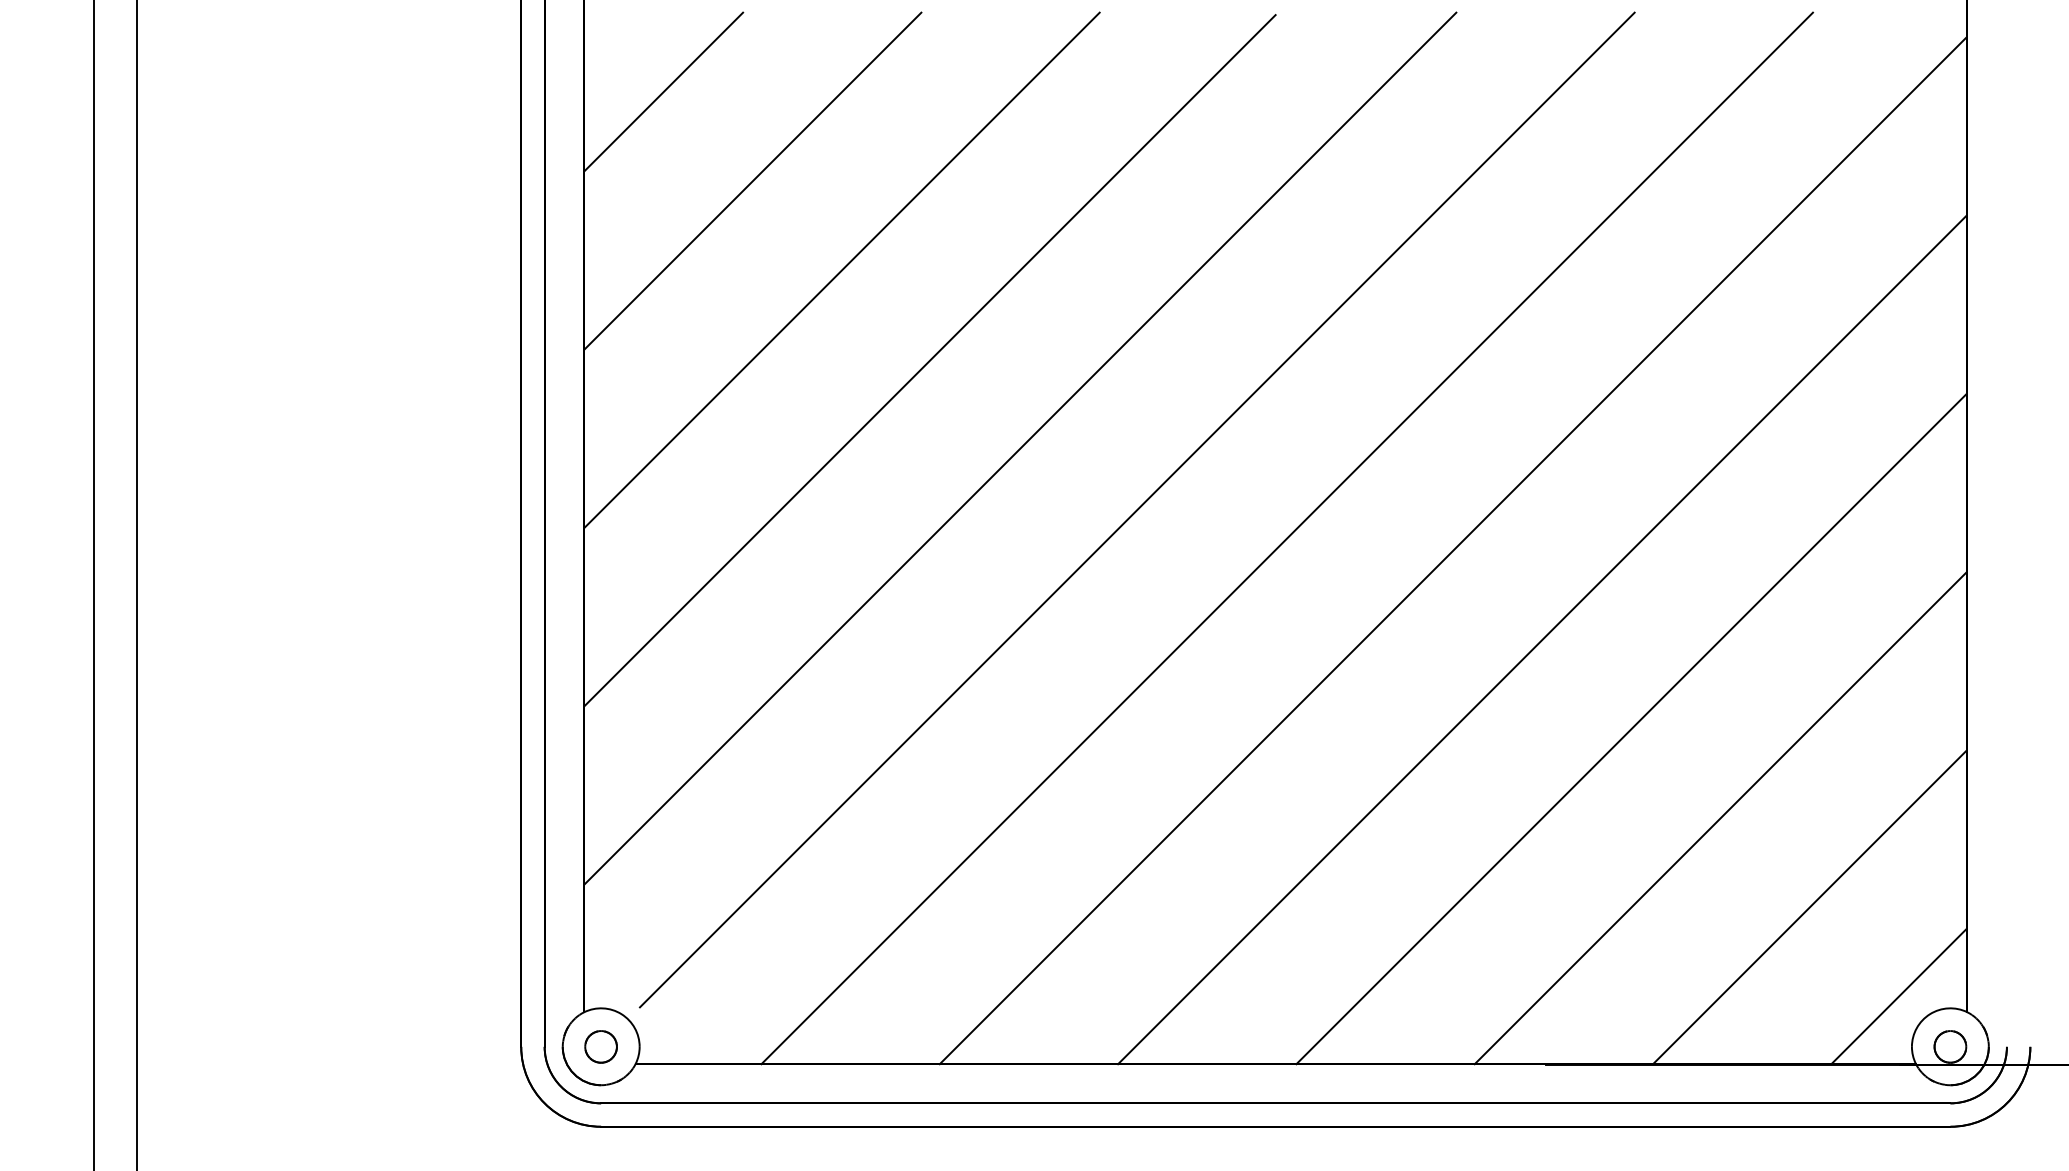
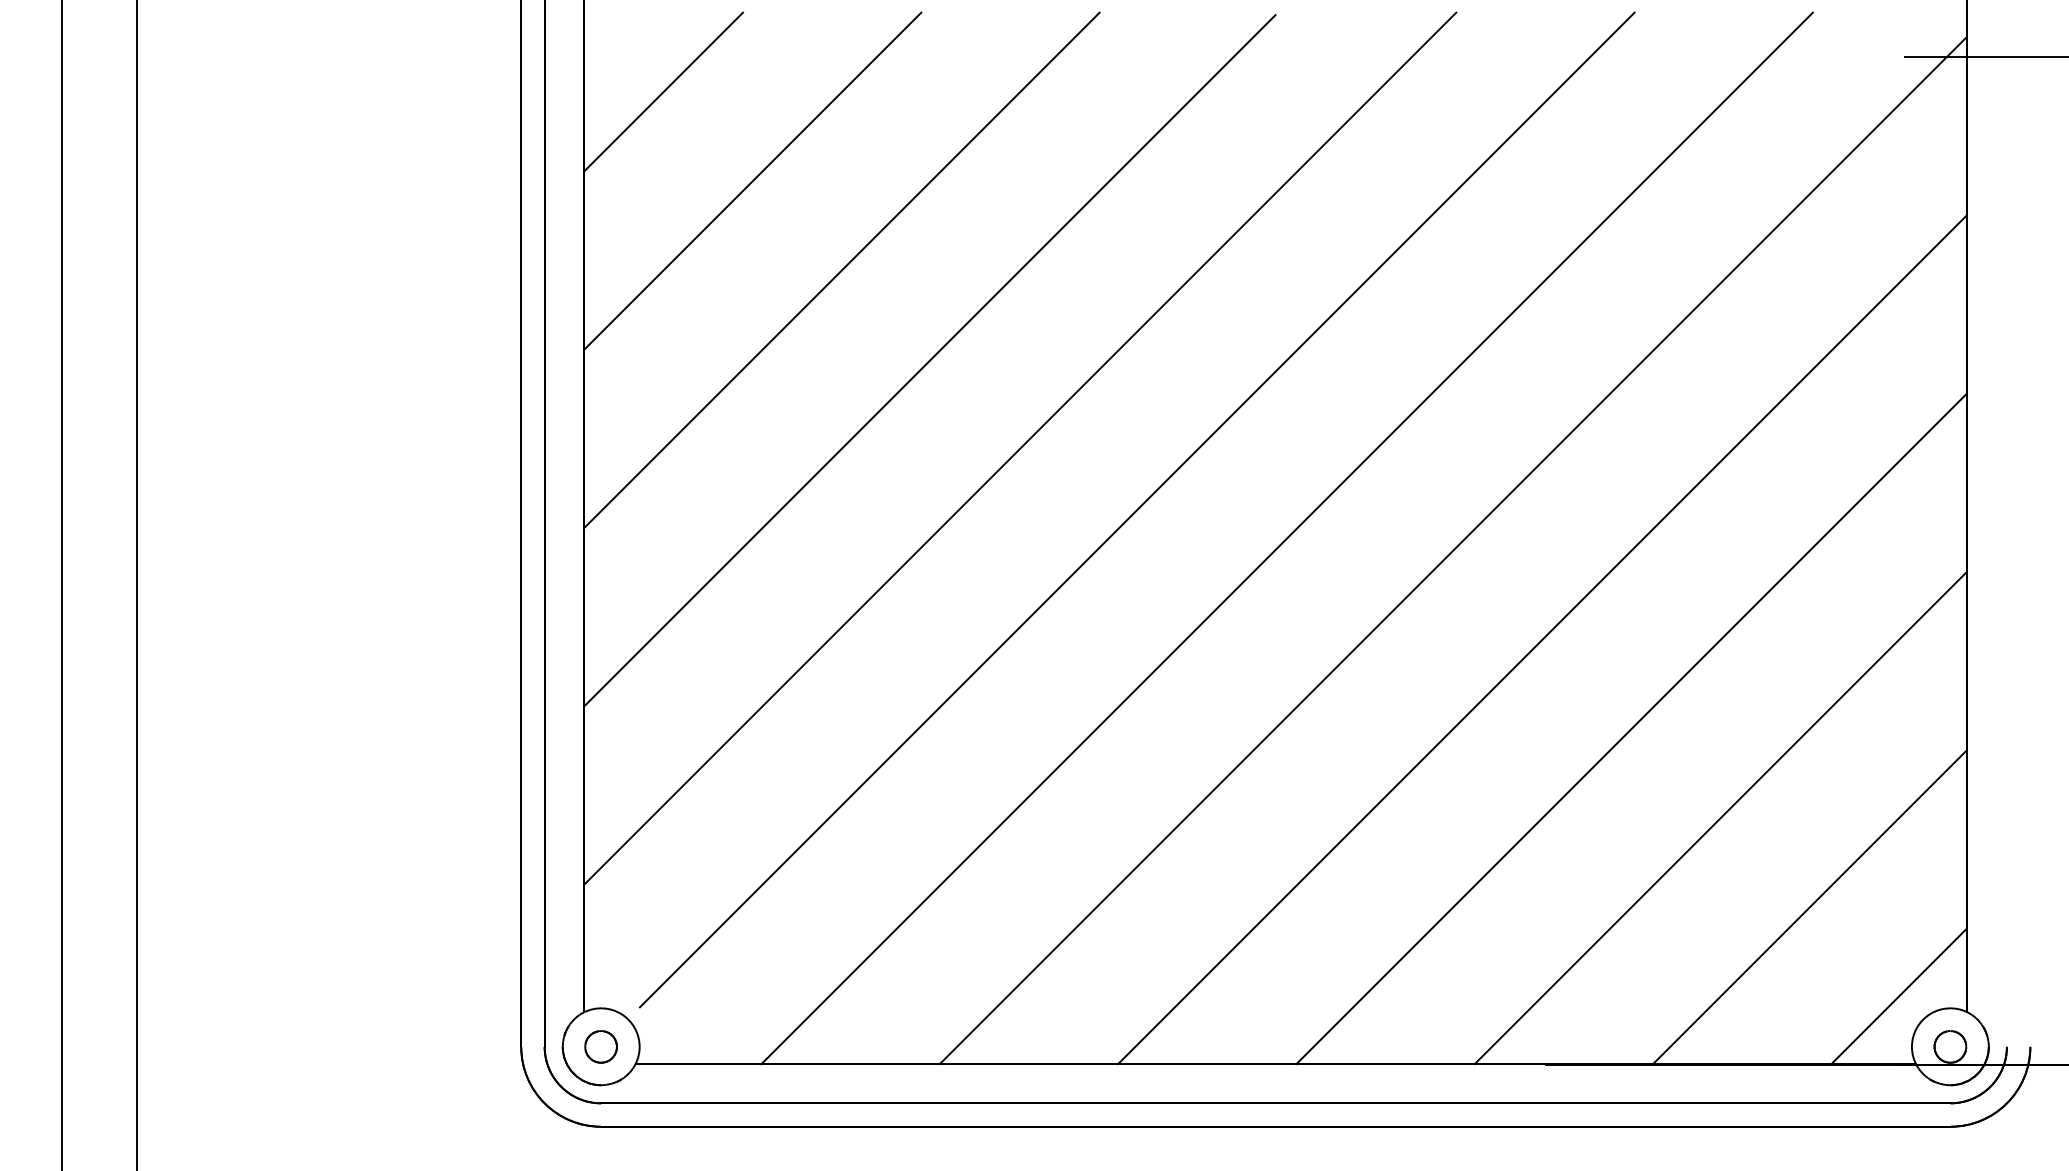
line: none -> present (1984, 56)
line position: (94, 584) -> (62, 584) (62, 584)
